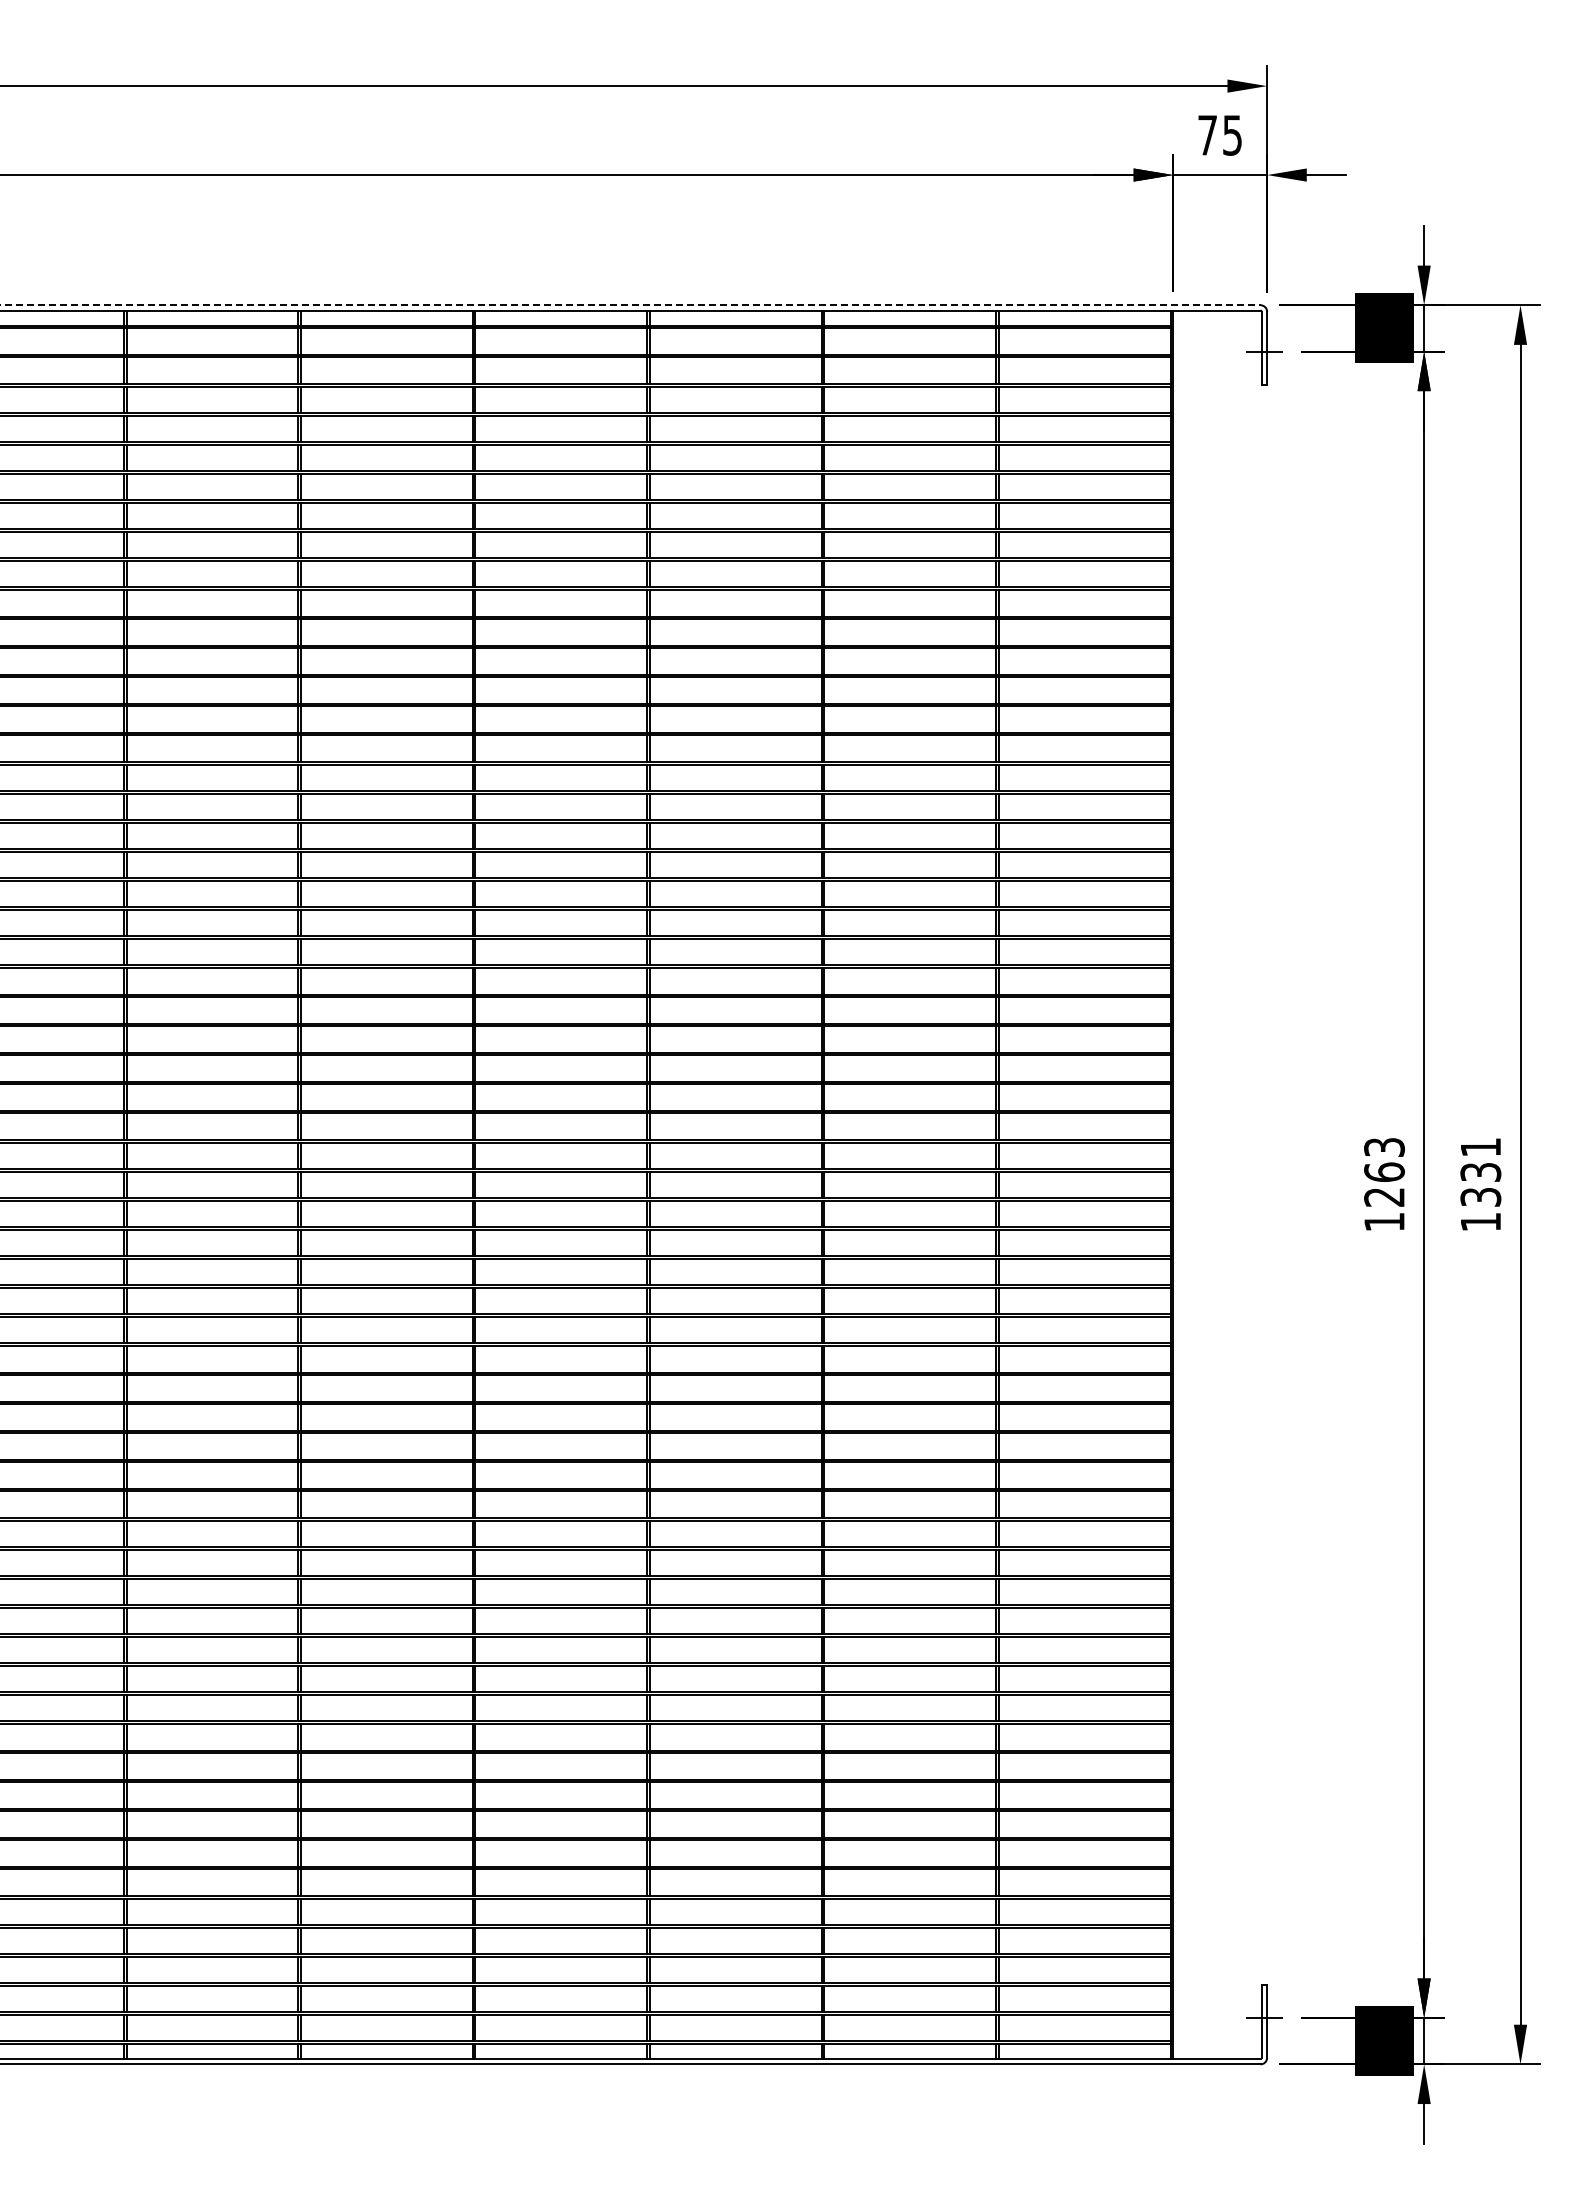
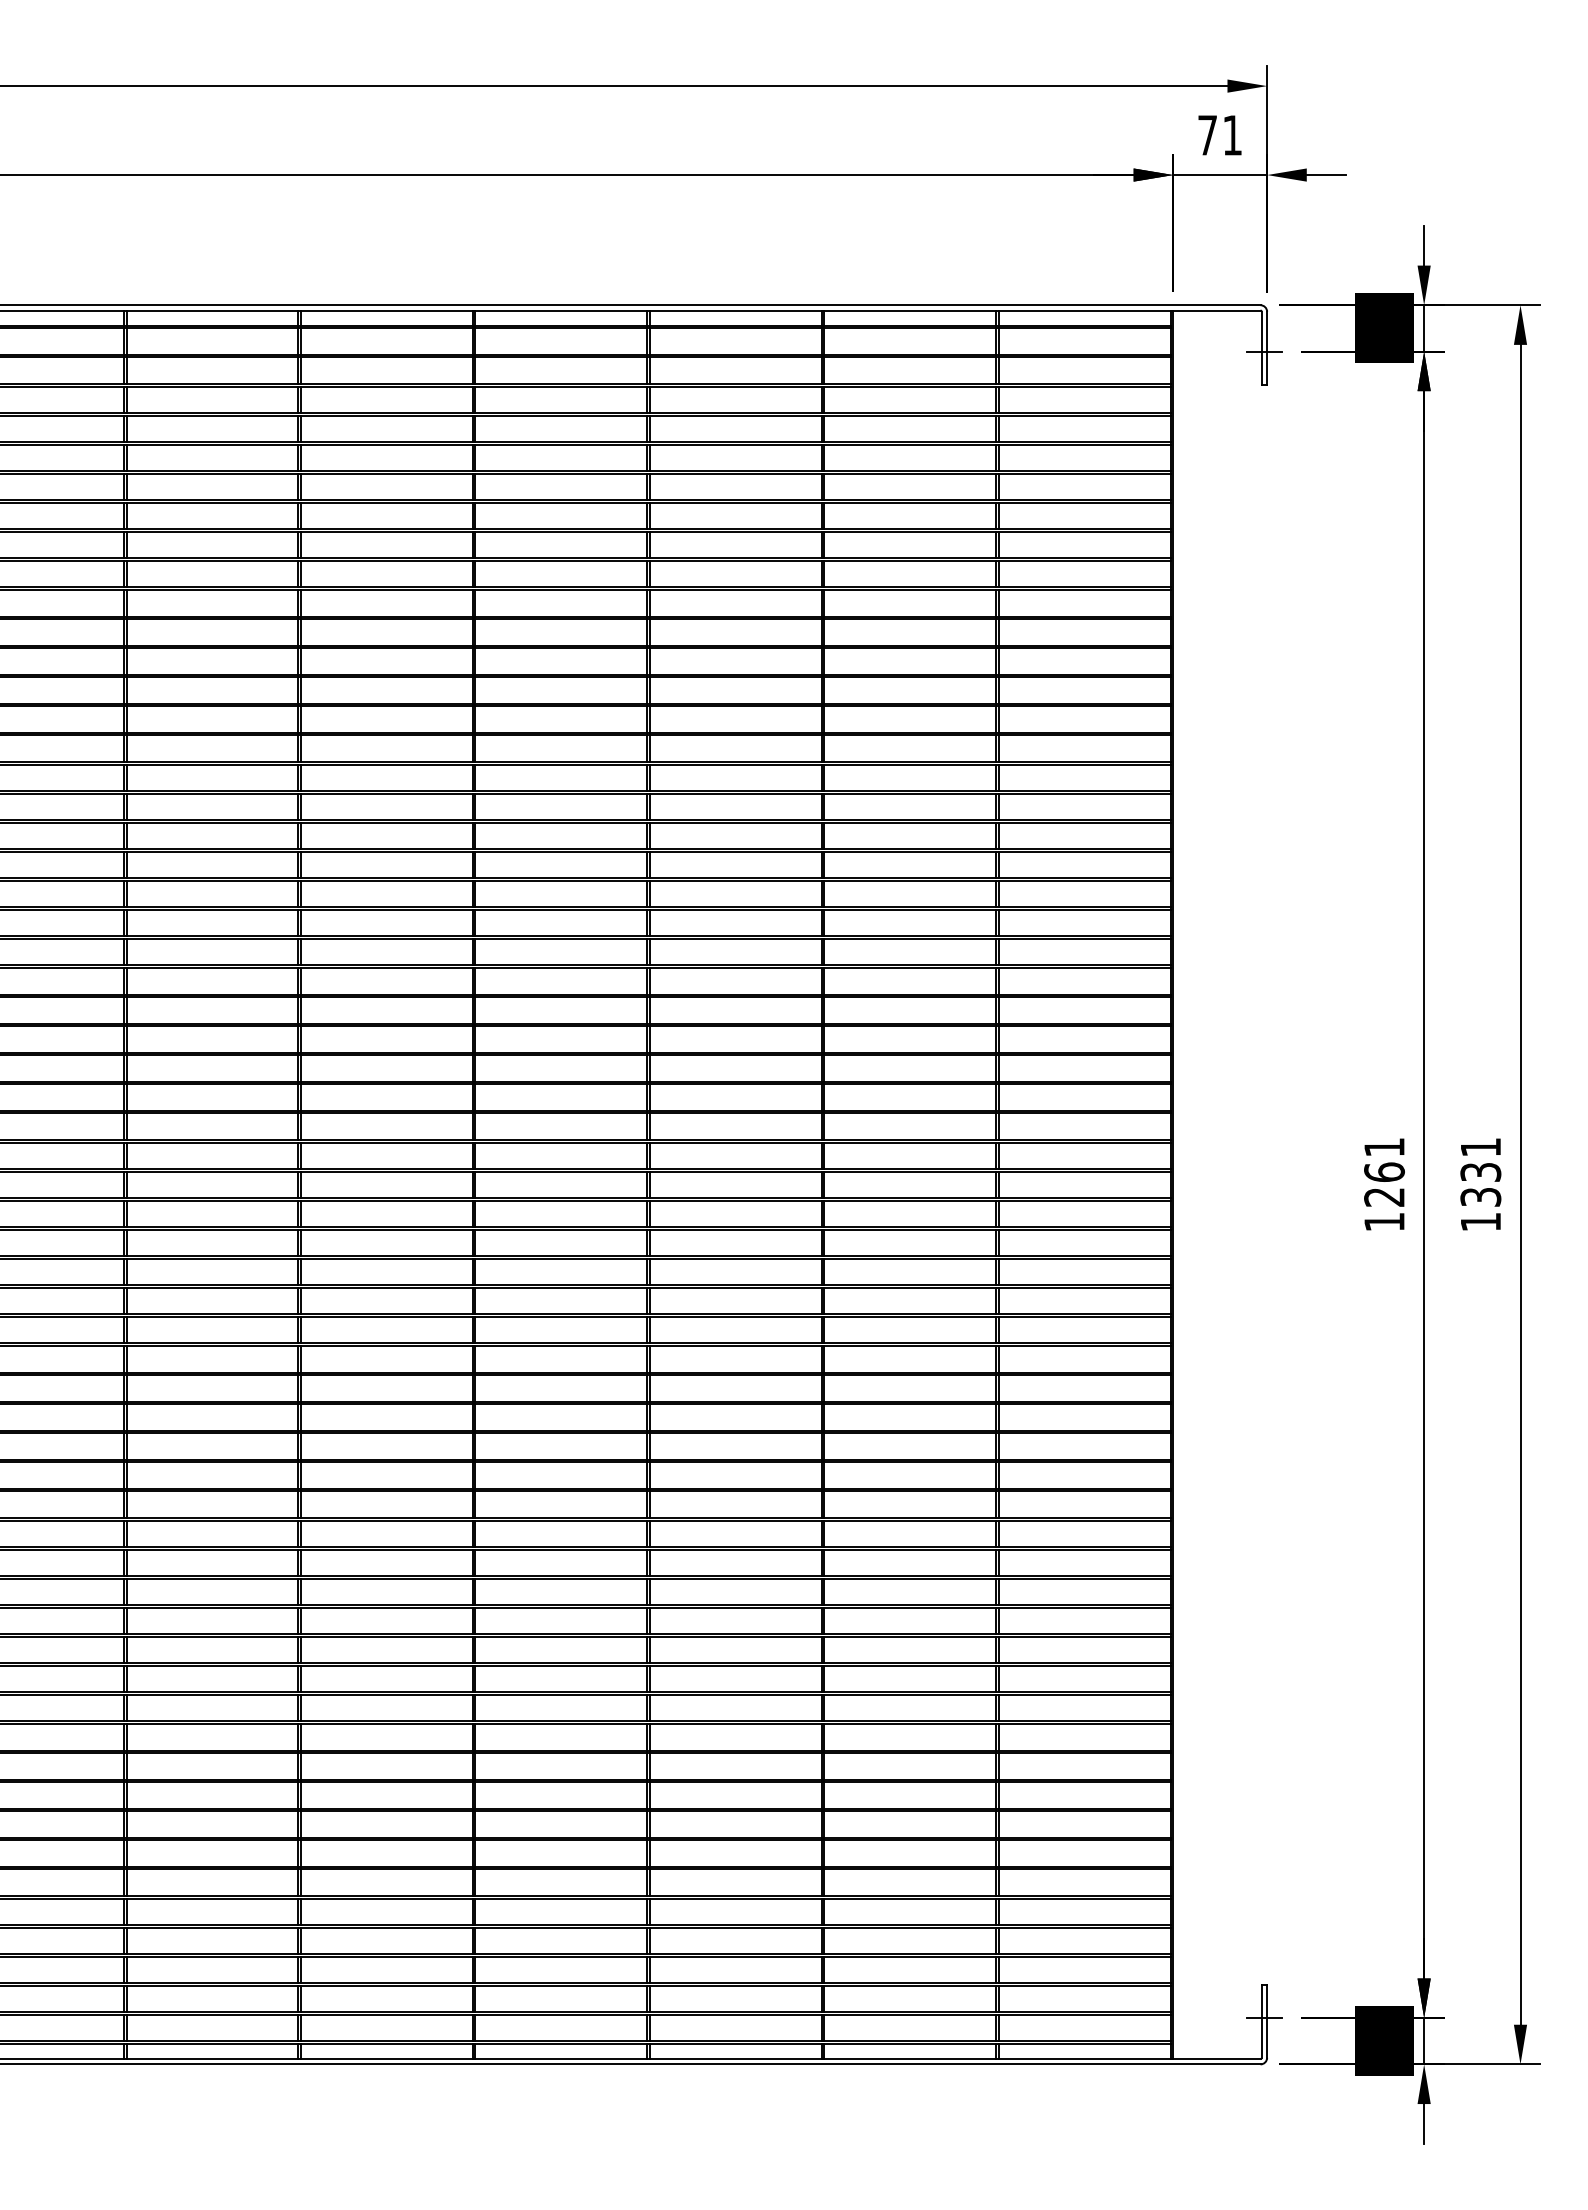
text: 75 -> 71 (1232, 135)
line: dashed -> solid (630, 305)
text: 1263 -> 1261 (1384, 1147)
